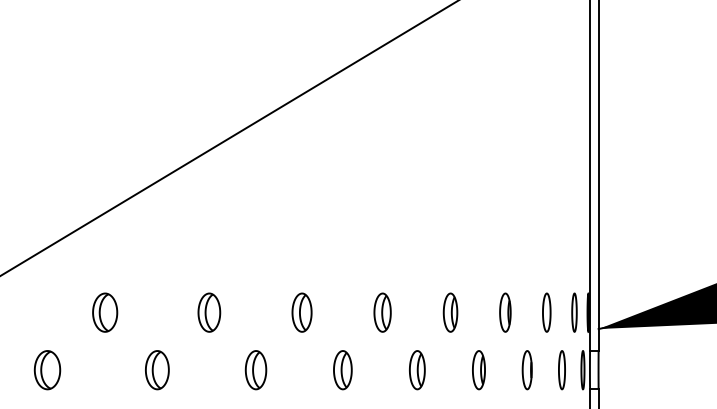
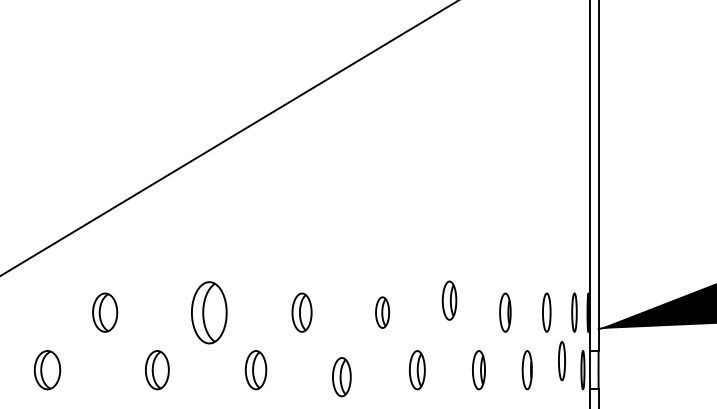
part size: 25x41 px -> 37x64 px (209, 312)
part size: 19x41 px -> 16x33 px (382, 312)
part position: (450, 312) -> (449, 300) (449, 300)
part position: (342, 370) -> (341, 377) (341, 377)
part position: (561, 370) -> (561, 361) (561, 361)
